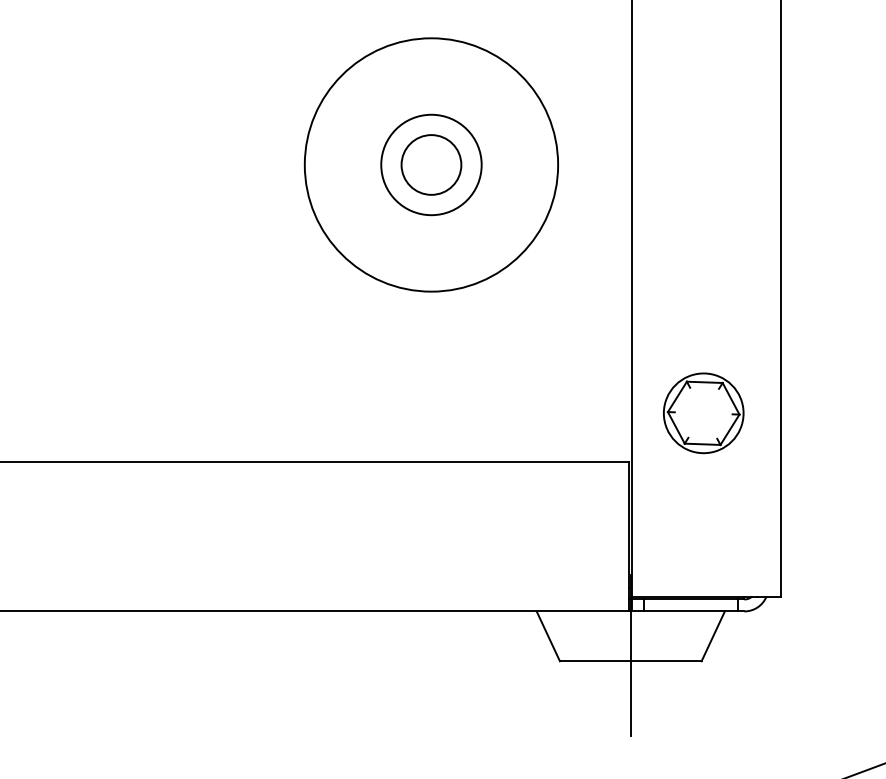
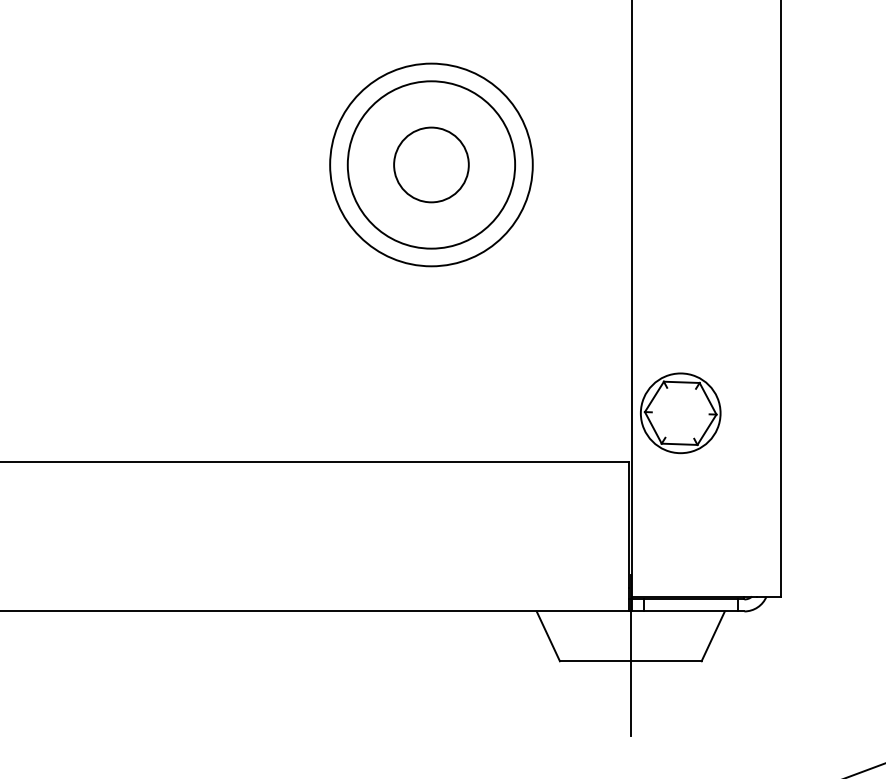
circle diameter: 100 px -> 167 px (431, 164)
circle diameter: 253 px -> 203 px (431, 164)
circle diameter: 60 px -> 75 px (431, 164)
part position: (703, 413) -> (680, 413) (680, 413)
